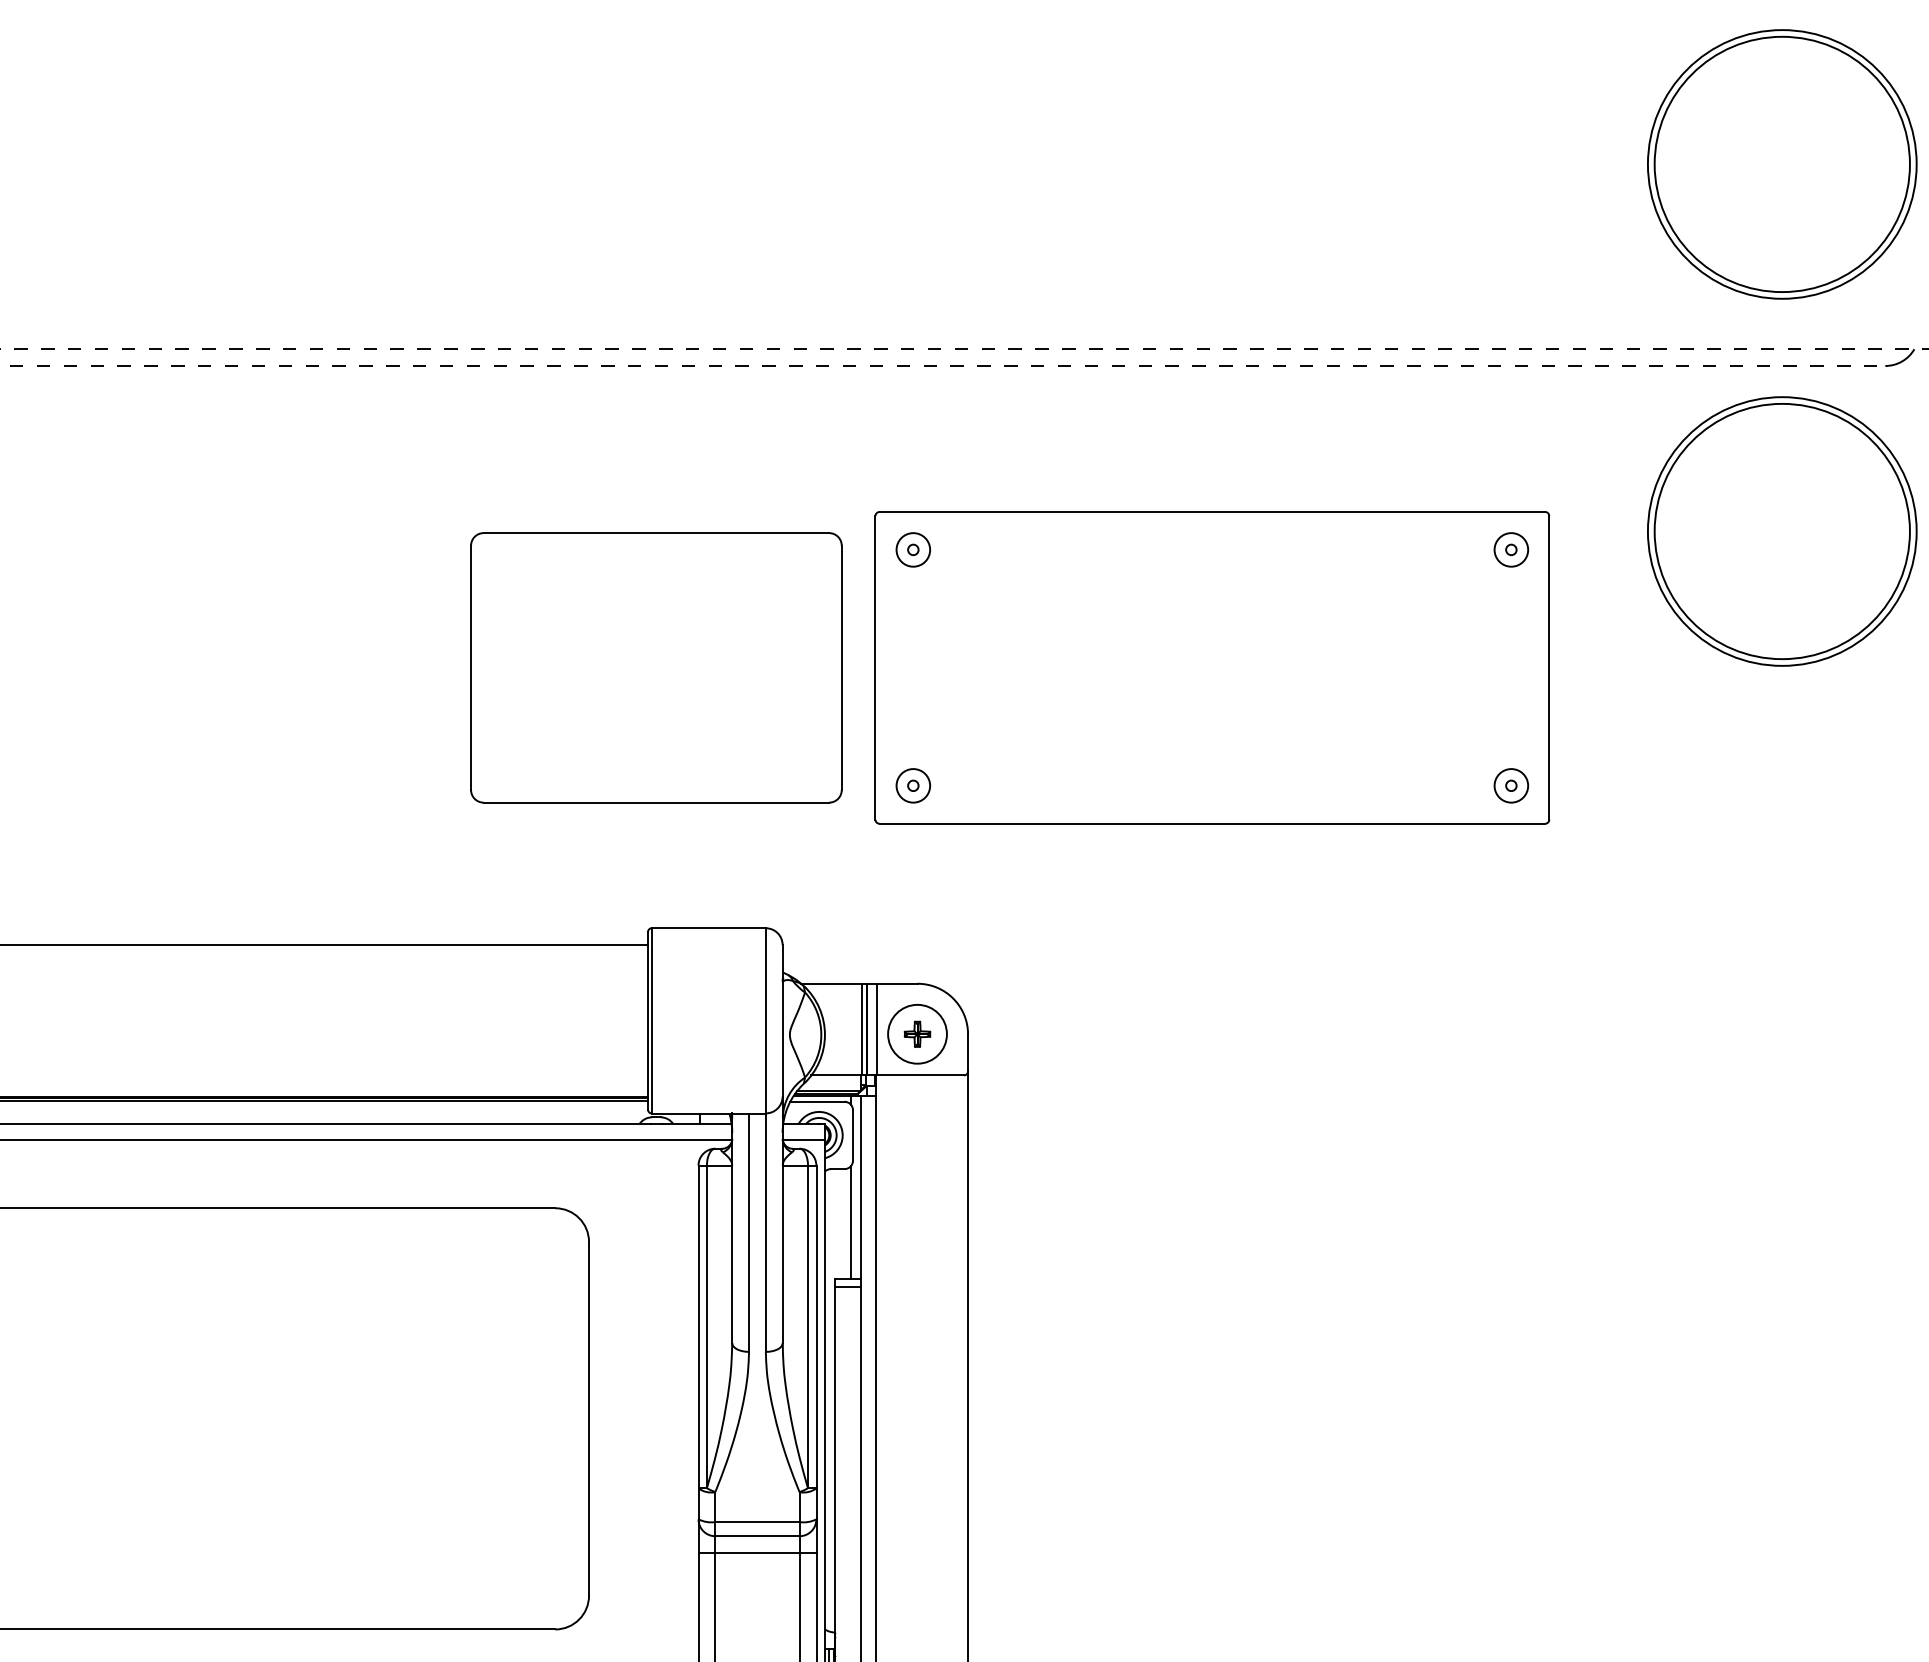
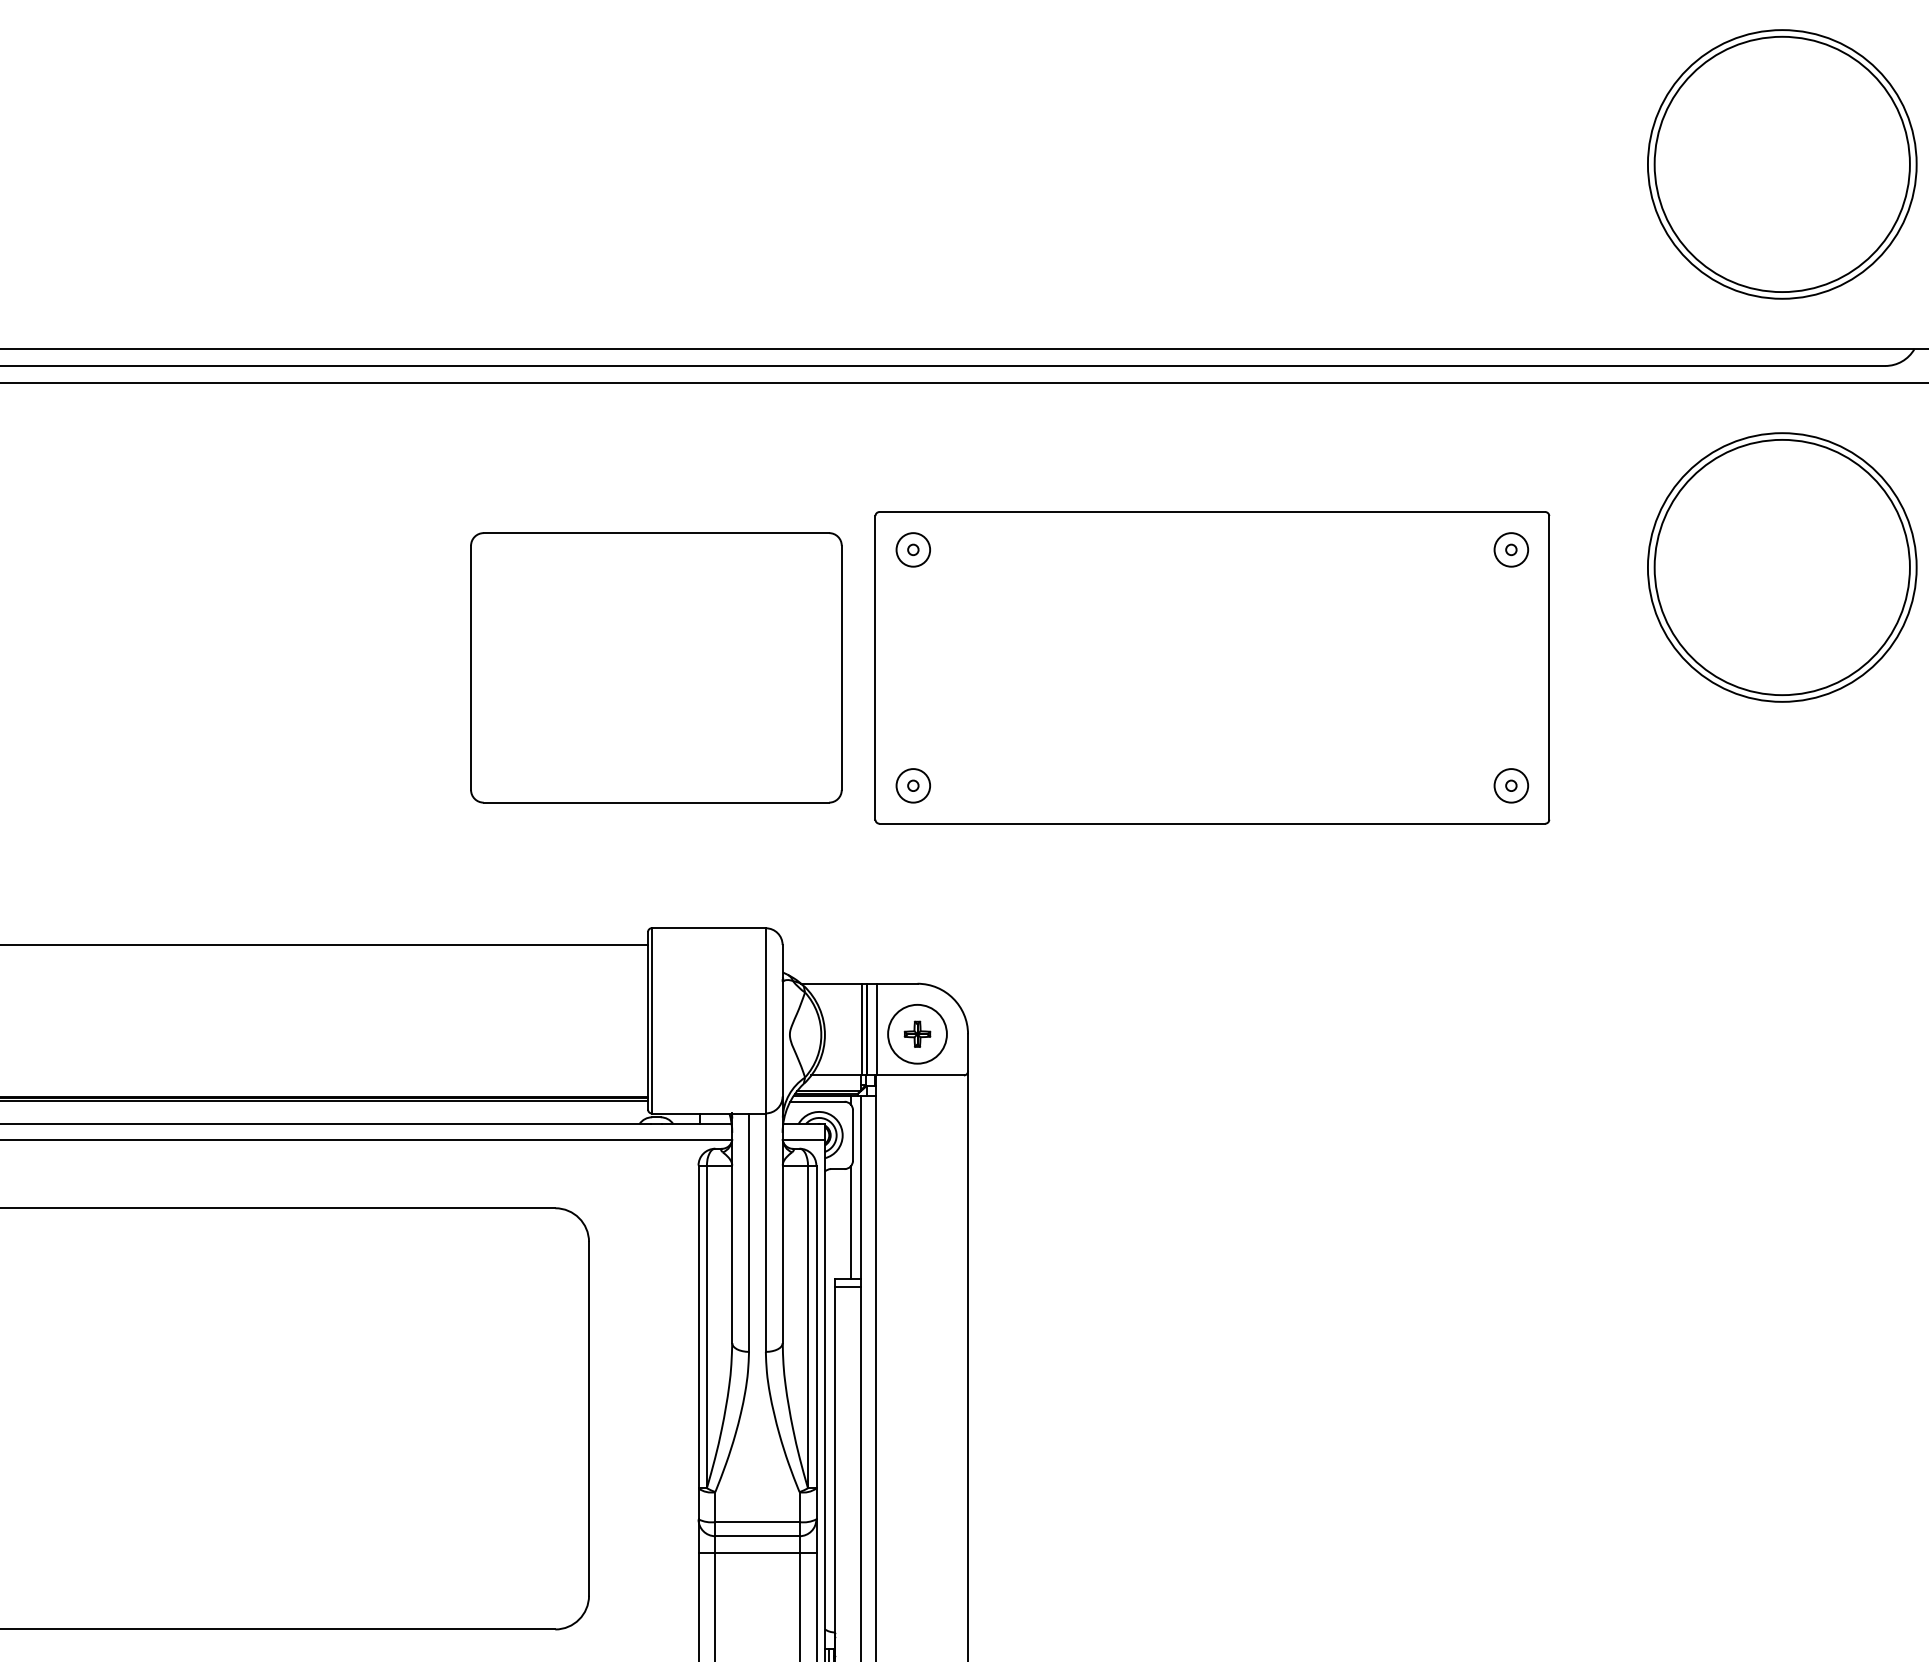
line: dashed -> solid (964, 349)
line: dashed -> solid (942, 365)
line: none -> present (963, 382)
part position: (1782, 531) -> (1782, 567) (1782, 567)
